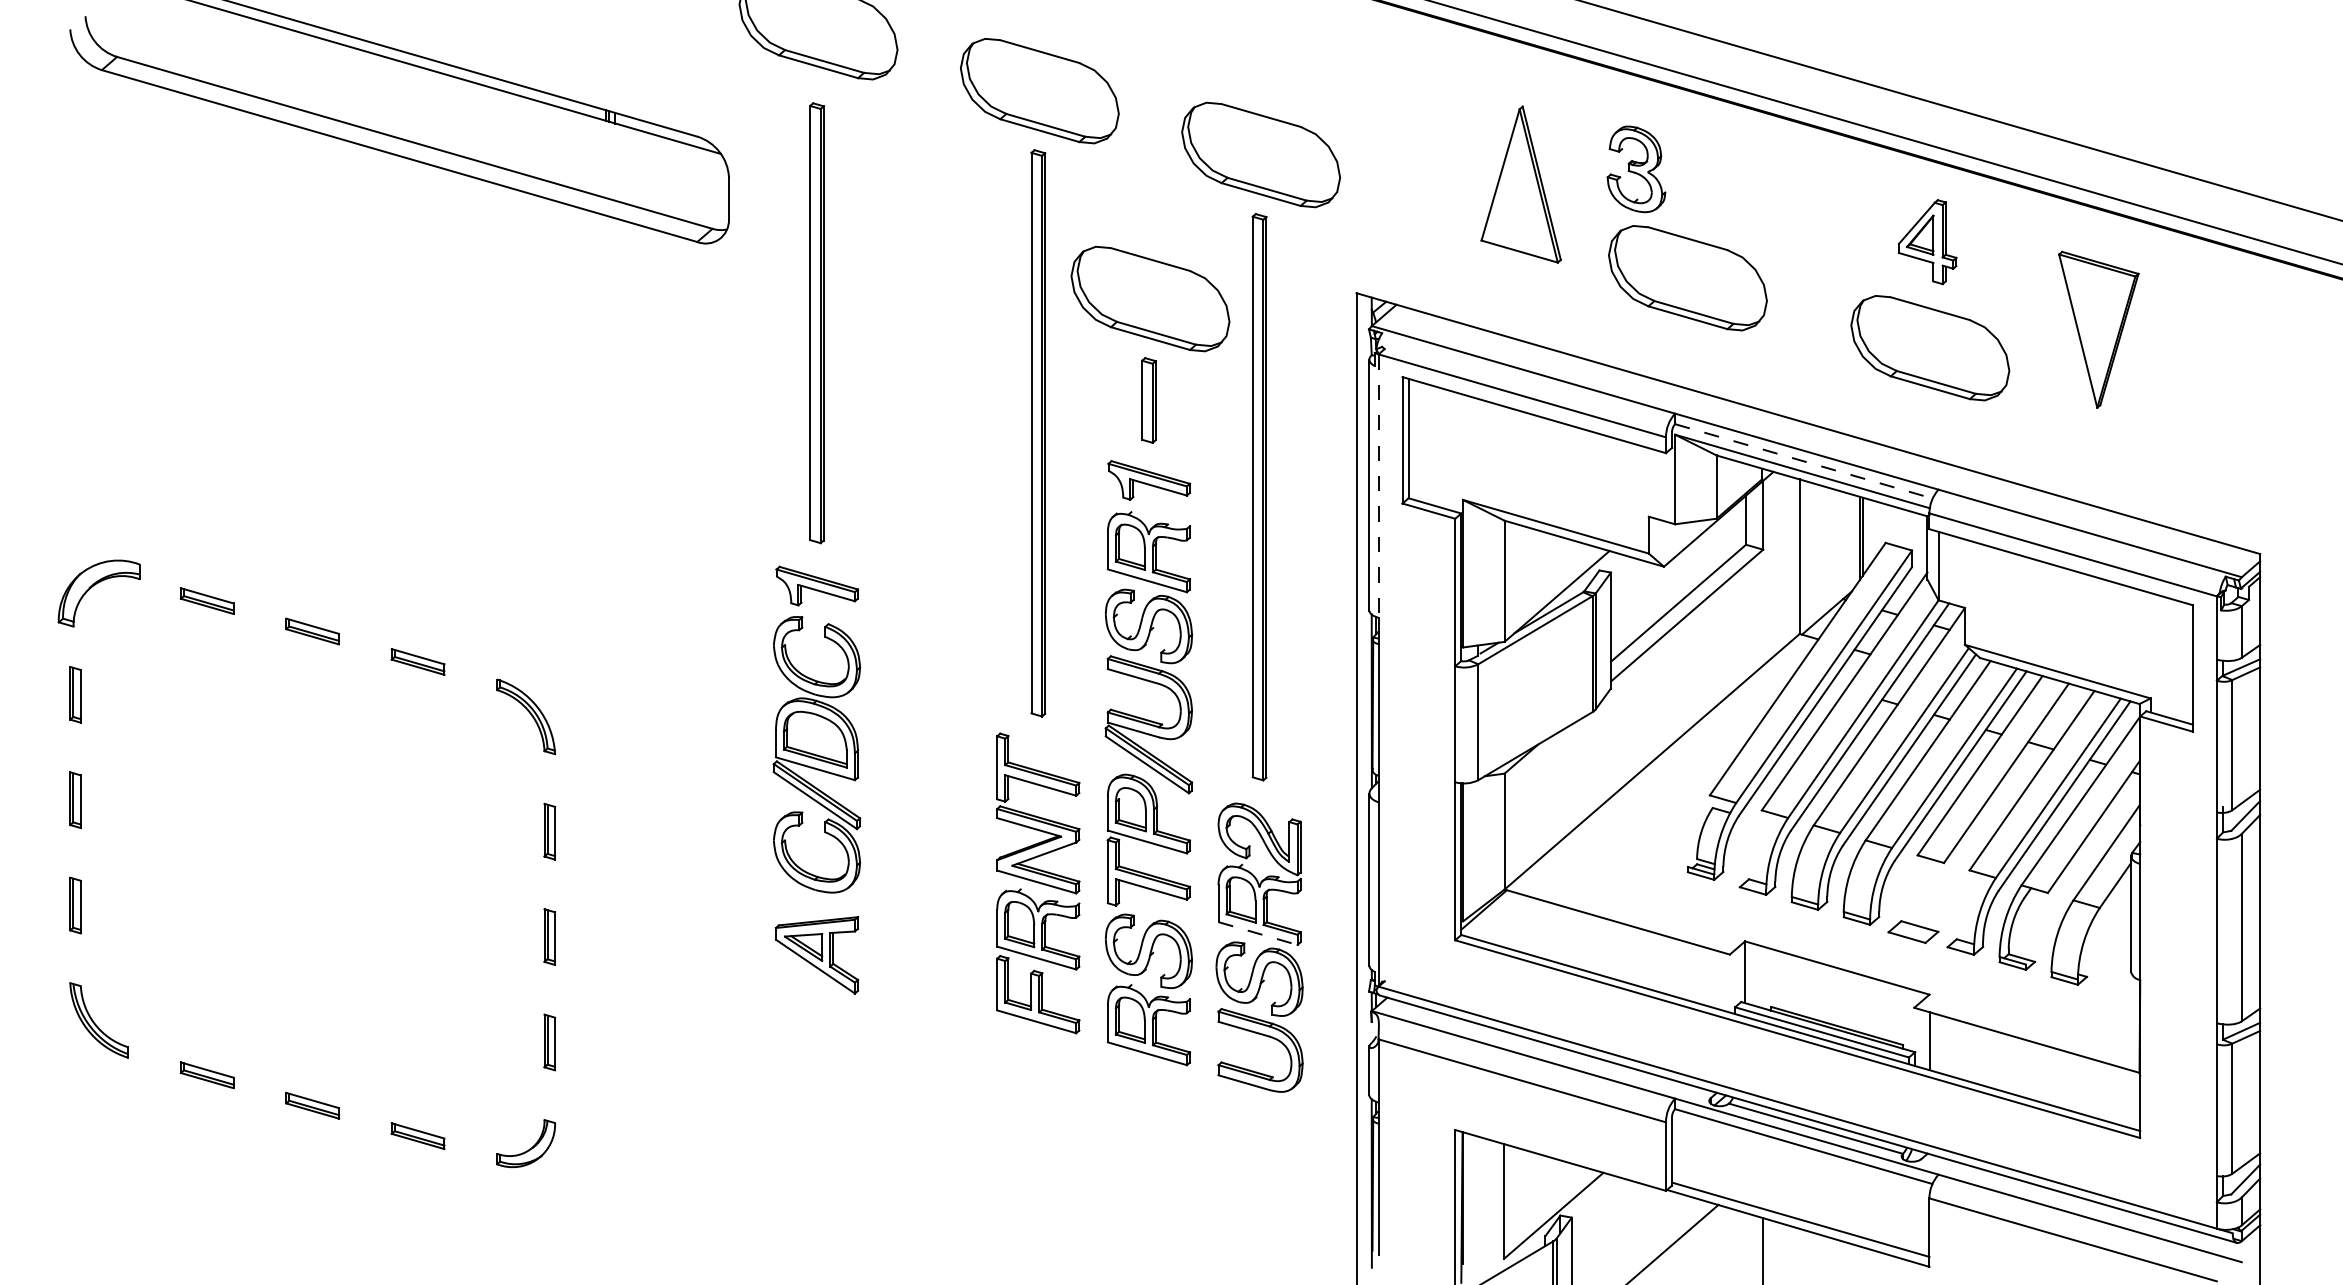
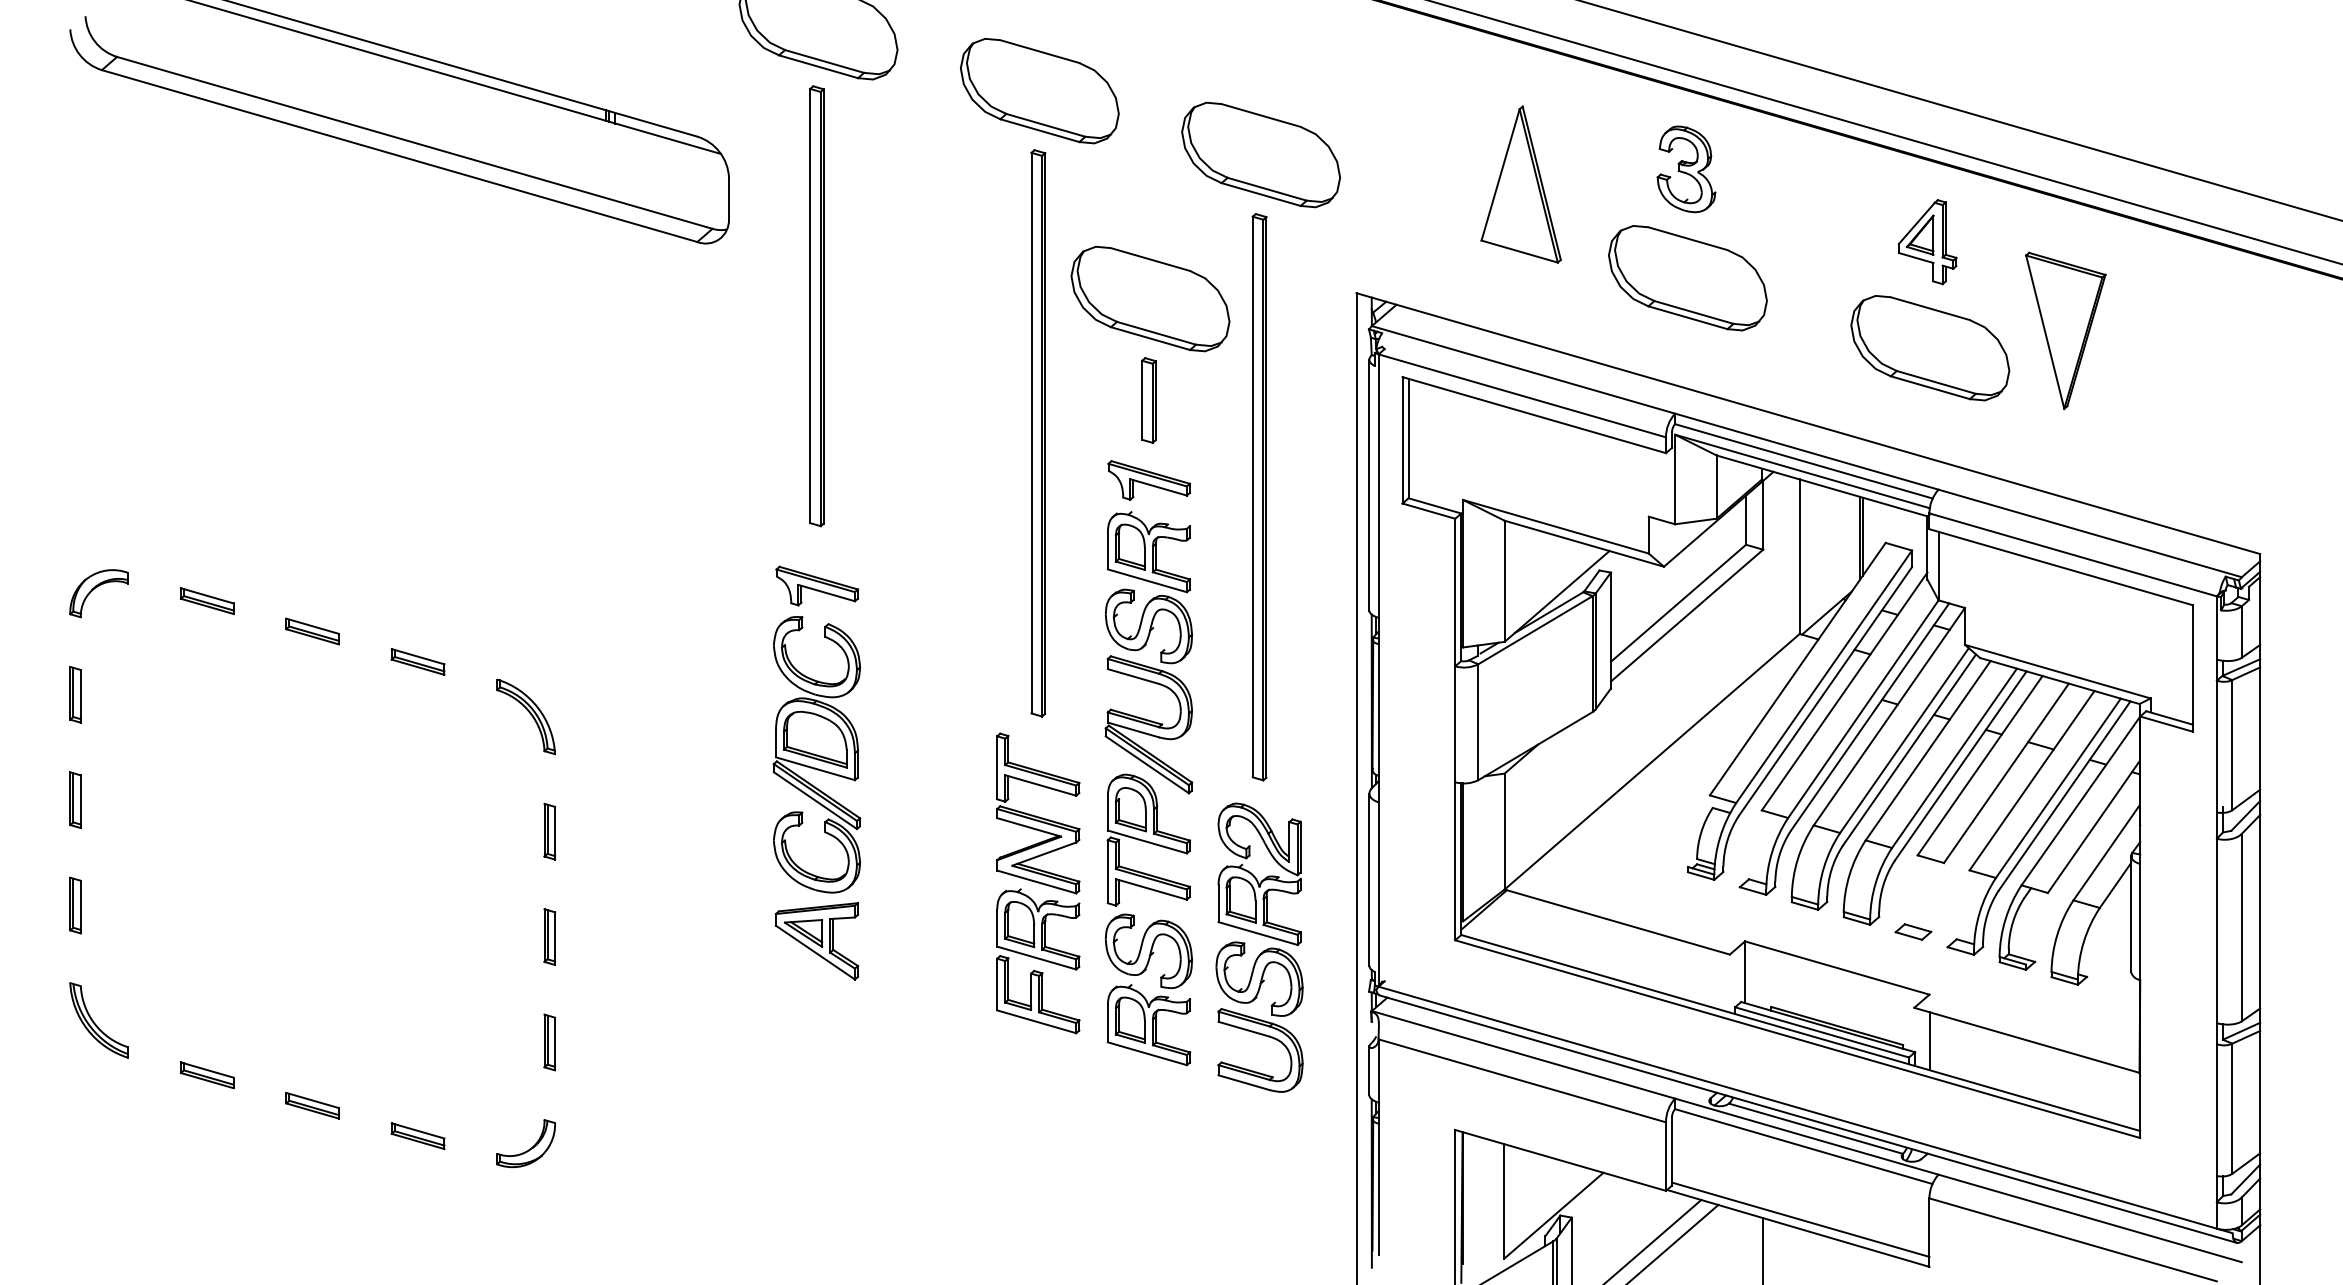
part position: (1636, 169) -> (1686, 169) (1686, 169)
part position: (816, 323) -> (816, 306) (816, 306)
part position: (2098, 329) -> (2065, 330) (2065, 330)
line: dashed -> solid (1804, 461)
line: dashed -> solid (1378, 486)
part size: 84x69 px -> 60x50 px (98, 593)
part size: 53x24 px -> 39x18 px (1913, 931)
line: dashed -> solid (1258, 933)
part position: (816, 955) -> (816, 941) (816, 941)
line: none -> present (1653, 1240)
